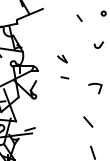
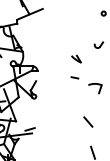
line: present -> none (79, 17)
part position: (62, 58) -> (76, 58) (76, 58)
line position: (64, 77) -> (74, 77) (74, 77)
